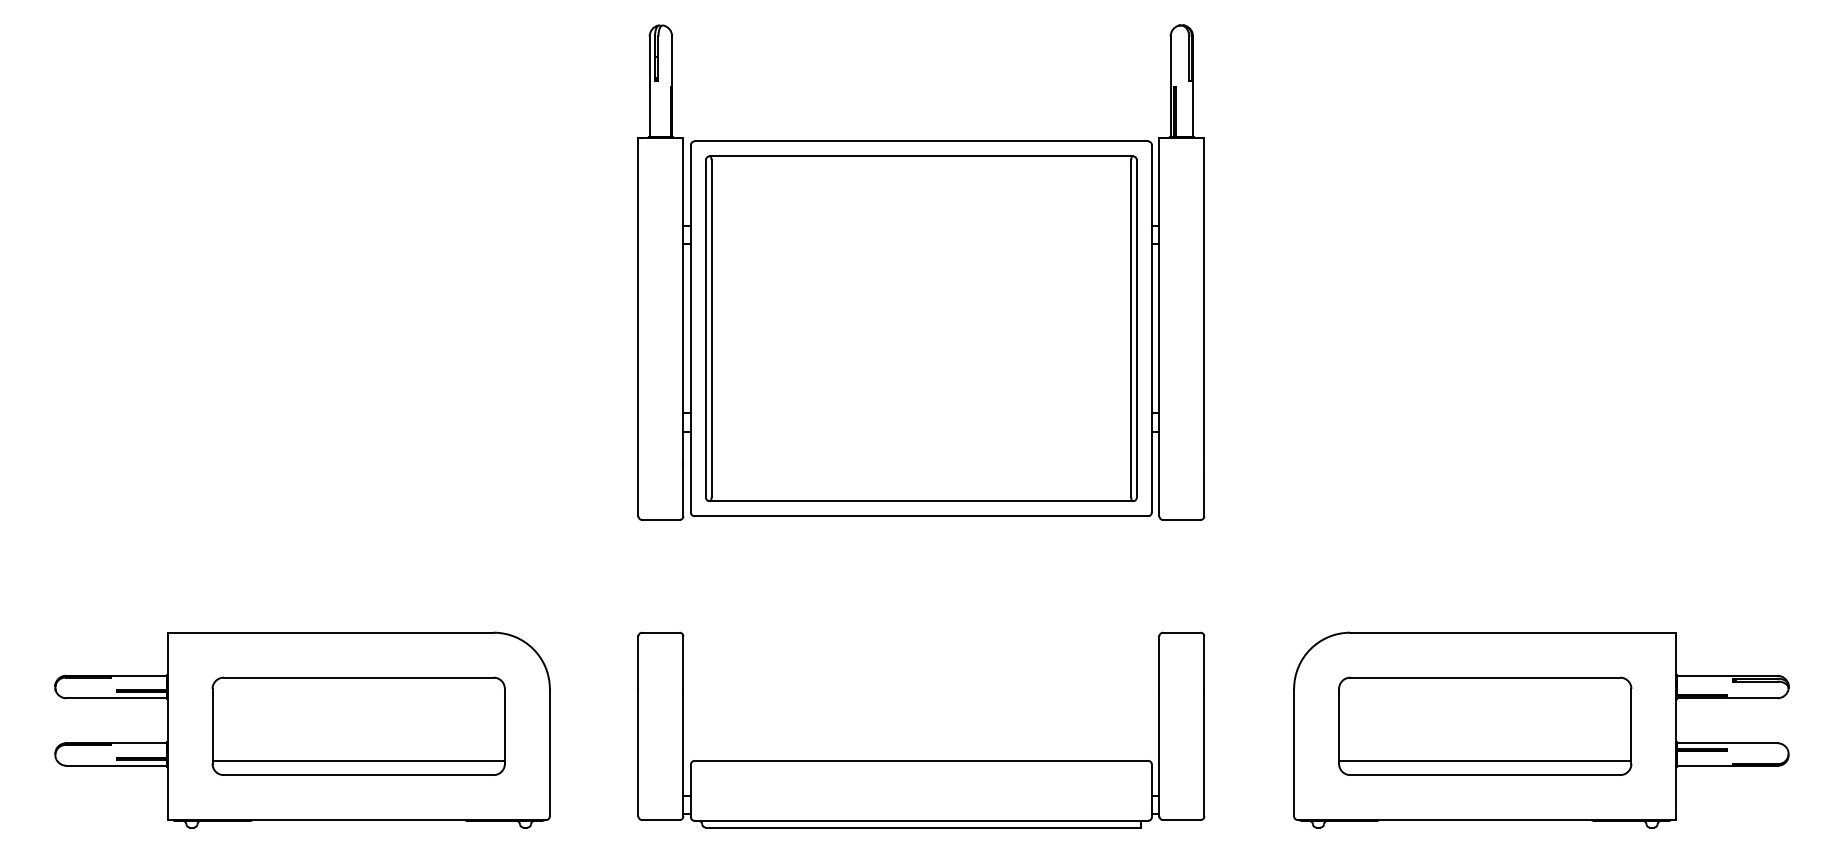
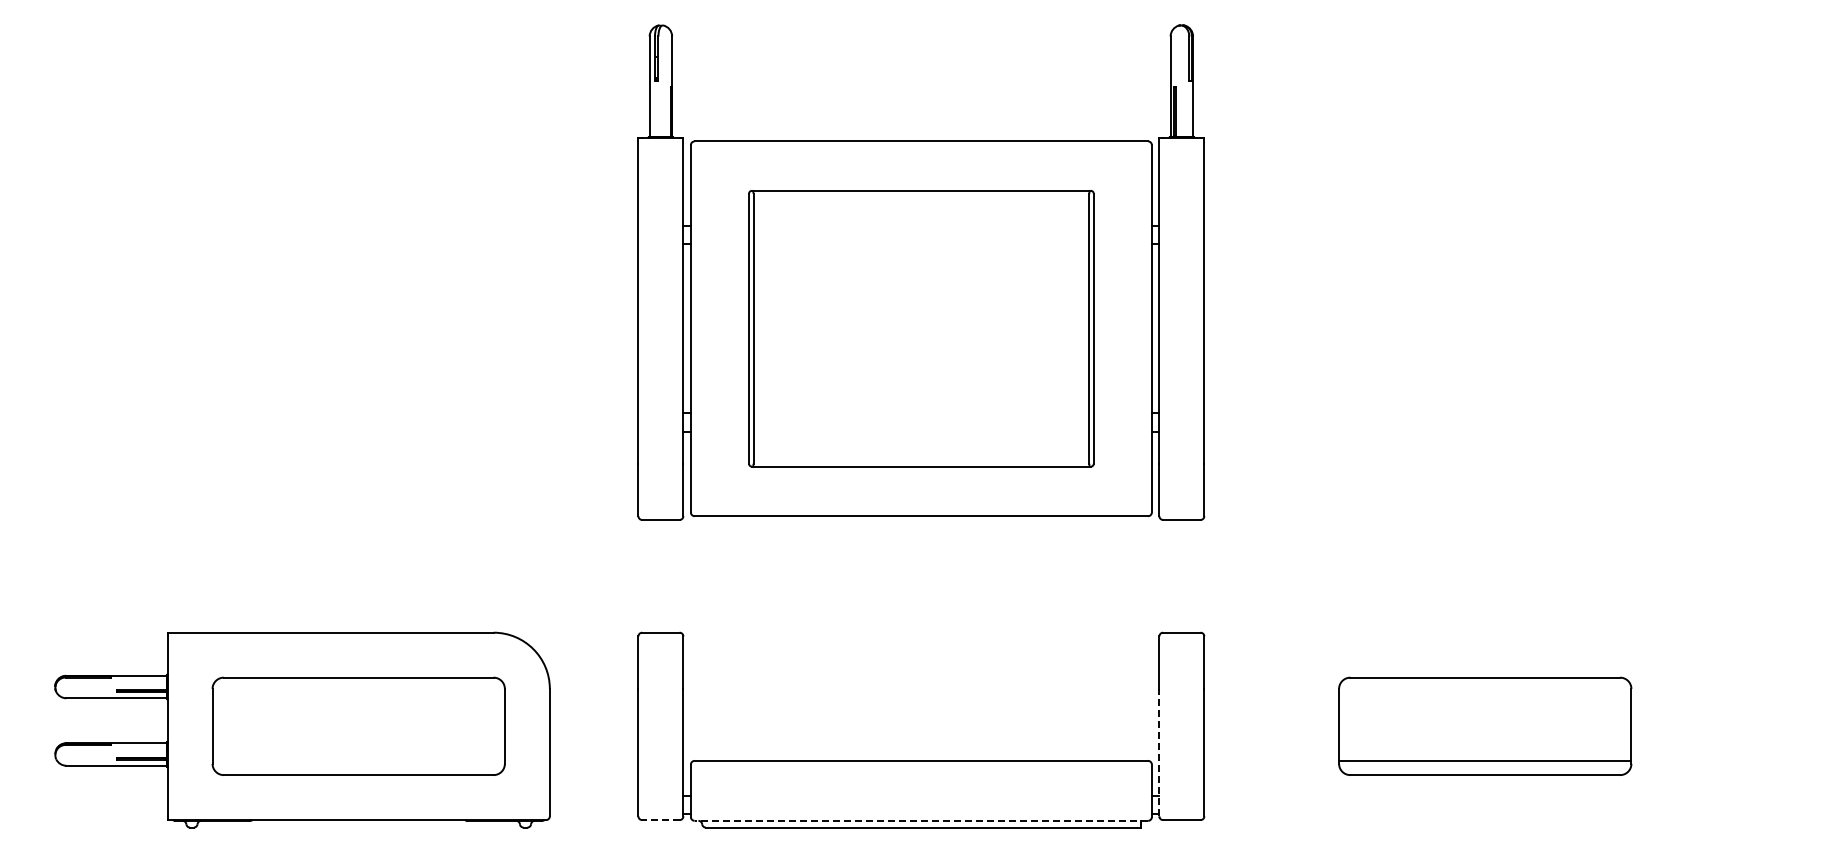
part size: 433x347 px -> 347x278 px (921, 328)
part: present -> none (1541, 729)
line: solid -> dashed (1159, 752)
line: present -> none (358, 760)
line: solid -> dashed (660, 820)
line: solid -> dashed (921, 820)
